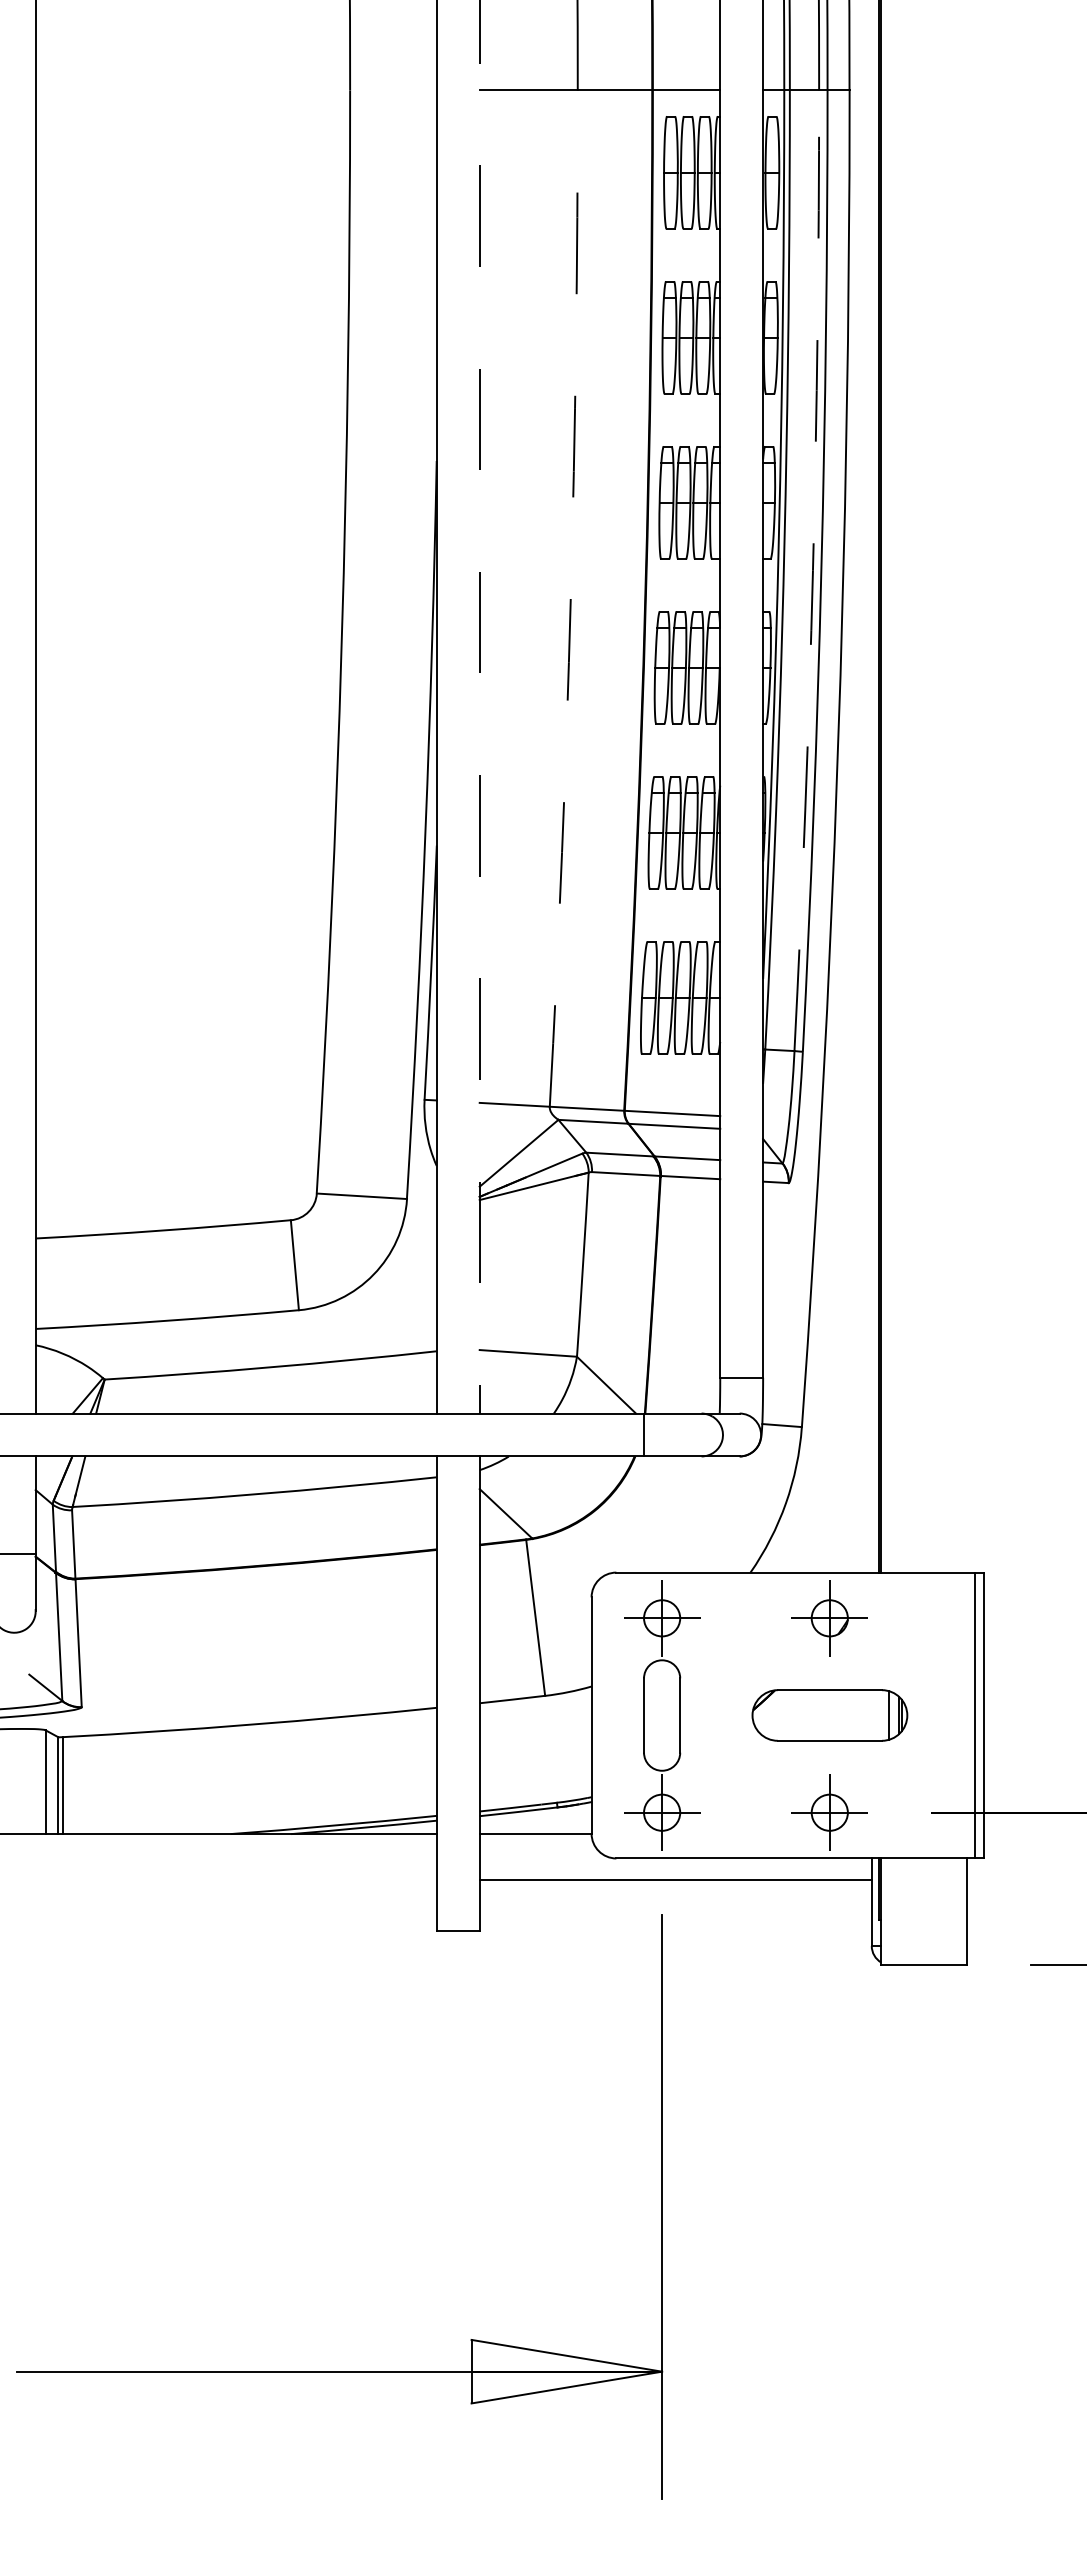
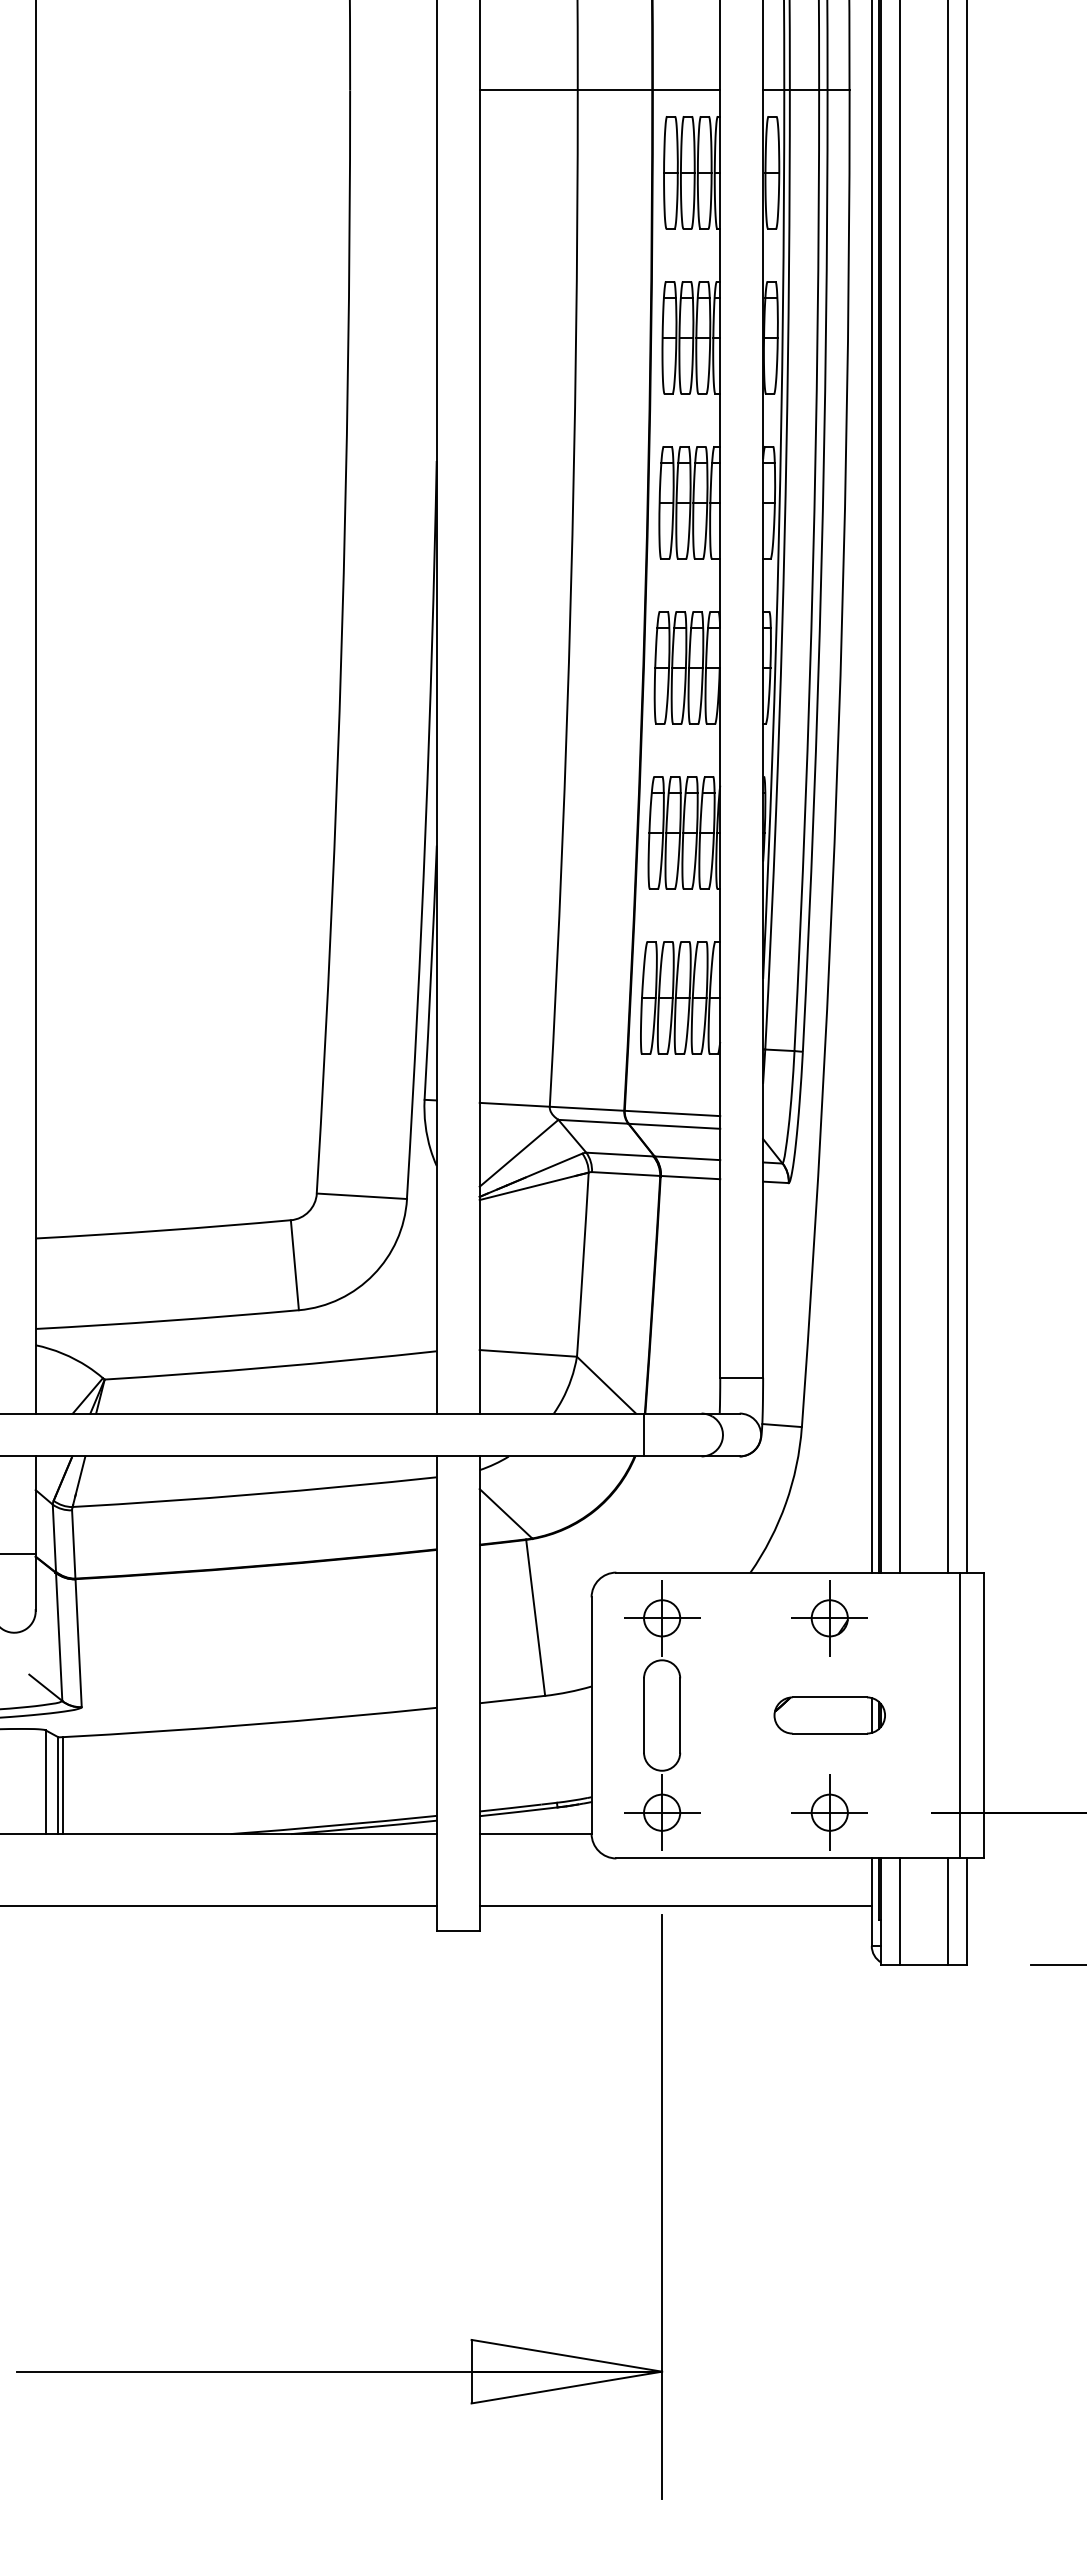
arc: dashed -> solid (812, 570)
arc: dashed -> solid (570, 598)
line: dashed -> solid (479, 707)
line: none -> present (871, 787)
line: none -> present (900, 787)
line: none -> present (947, 787)
line: none -> present (966, 787)
part size: 158x53 px -> 113x39 px (829, 1715)
line position: (975, 1715) -> (960, 1715) (960, 1715)
line position: (675, 1879) -> (675, 1905) (675, 1905)
line: none -> present (219, 1905)
line: none -> present (900, 1911)
line: none -> present (947, 1911)
